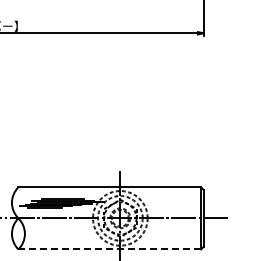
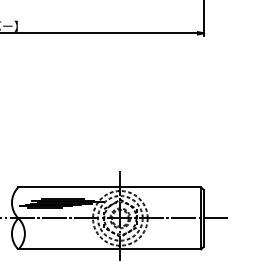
line: dashed -> solid (109, 249)
